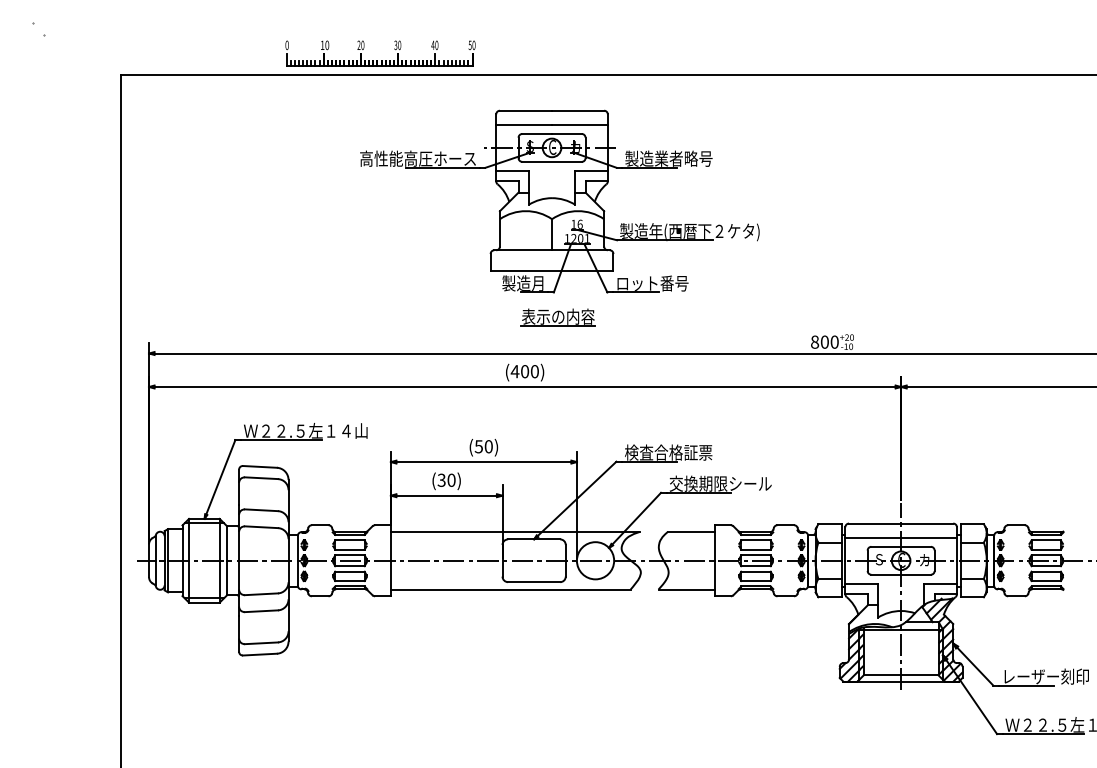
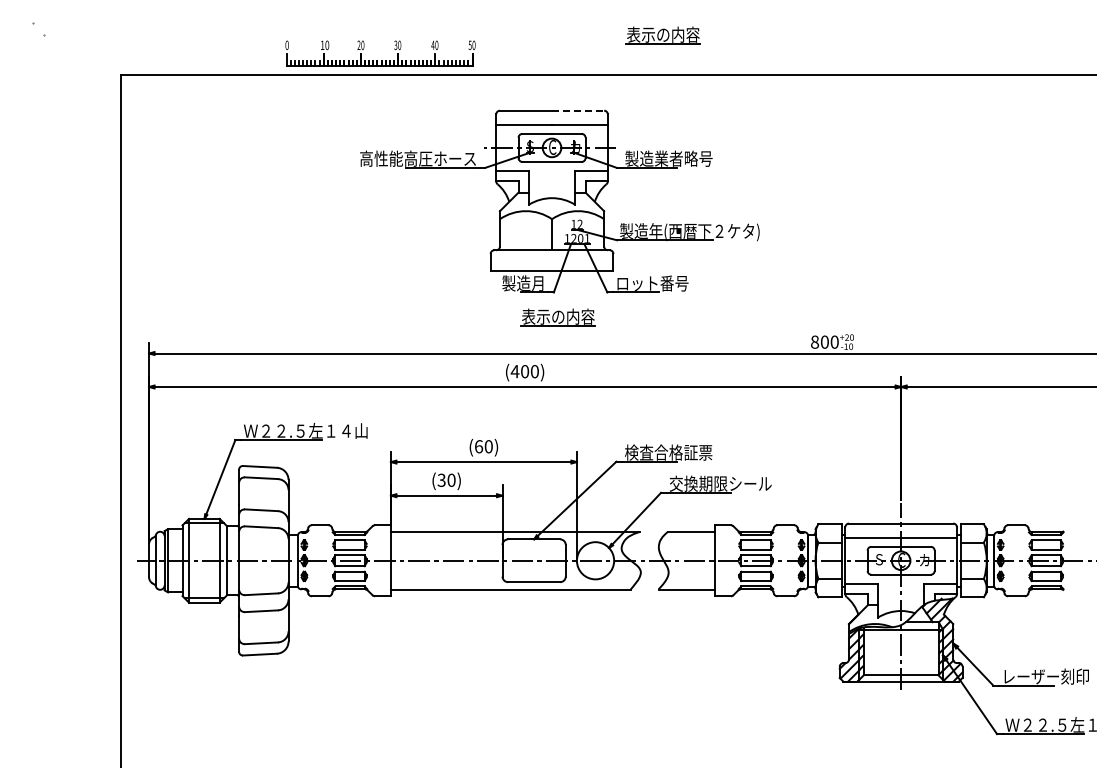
part: none -> present (662, 35)
line: solid -> dashed (578, 110)
text: 16 -> 12 (579, 223)
text: (50) -> (60) (478, 446)
